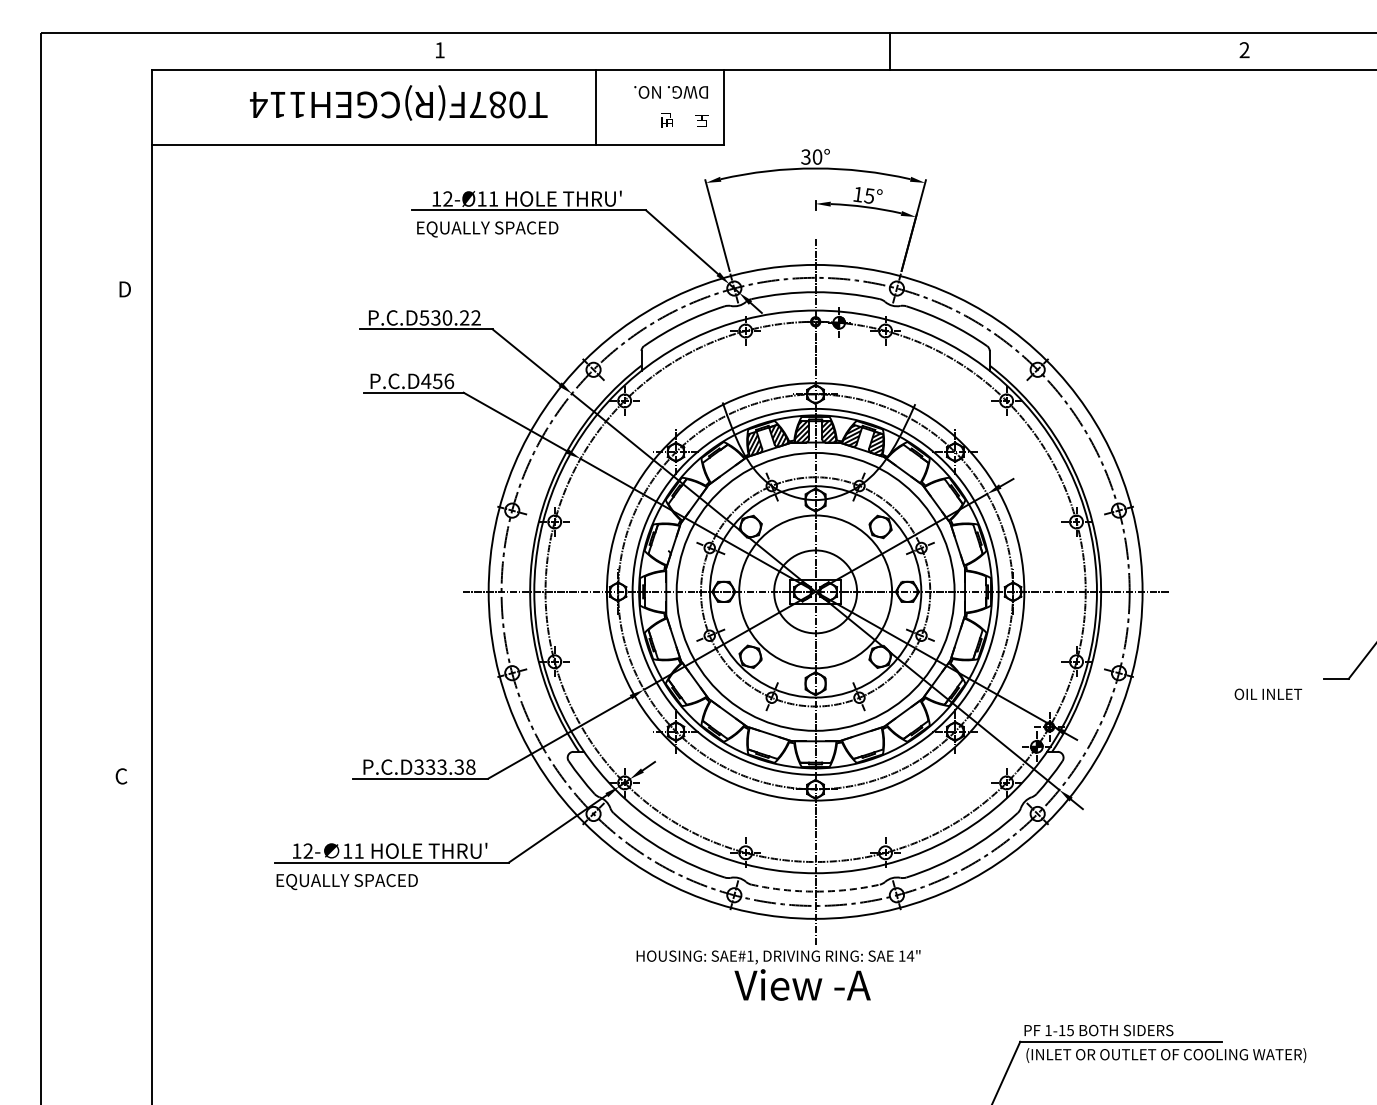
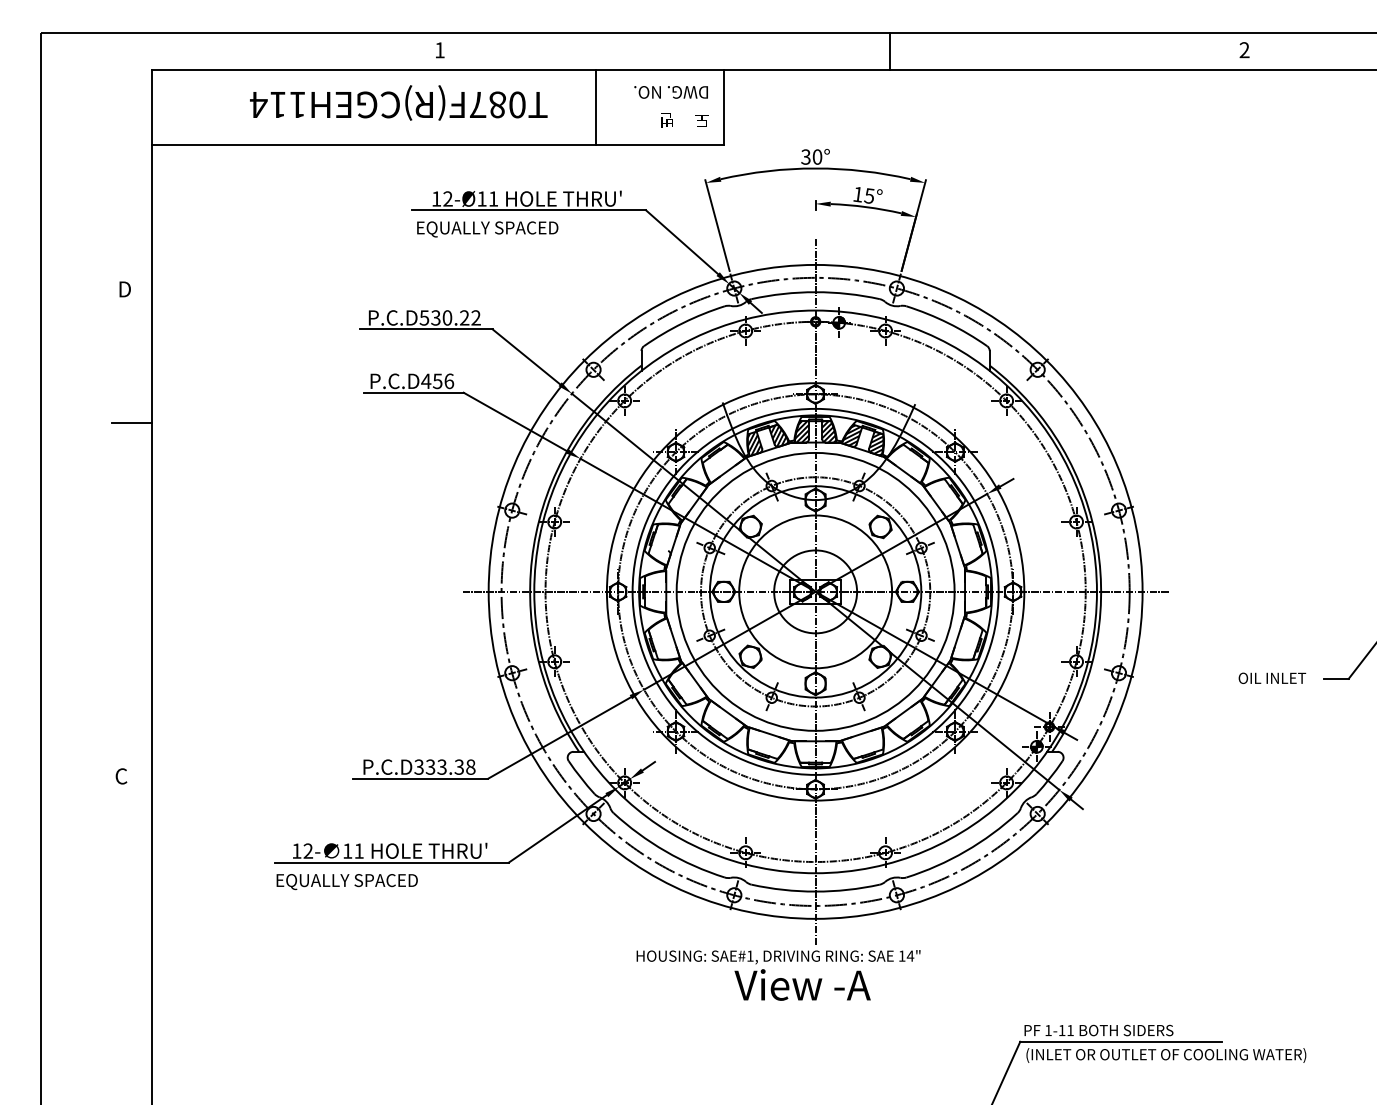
line: none -> present (132, 423)
text position: (1268, 693) -> (1272, 677) (1272, 677)
arc: dashed -> solid (815, 891)
text: 1-15 -> 1-11 (1070, 1030)
